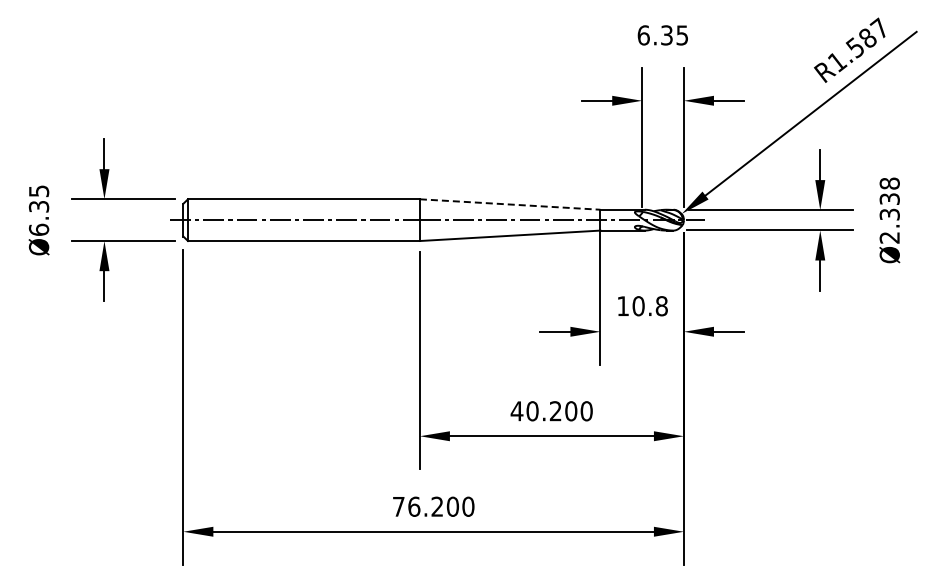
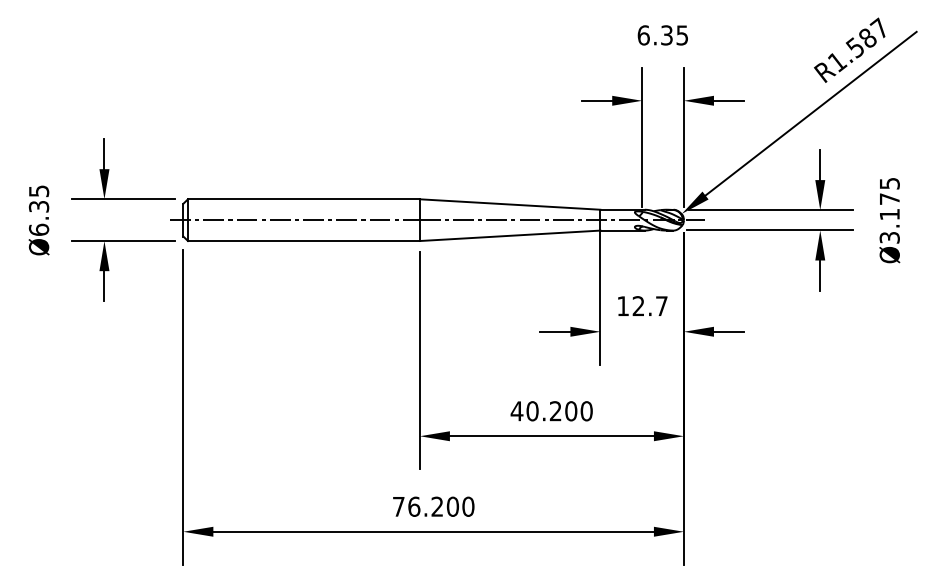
line: dashed -> solid (510, 204)
text: Ø2.338 -> Ø3.175 (889, 210)
text: 10.8 -> 12.7 (649, 306)
